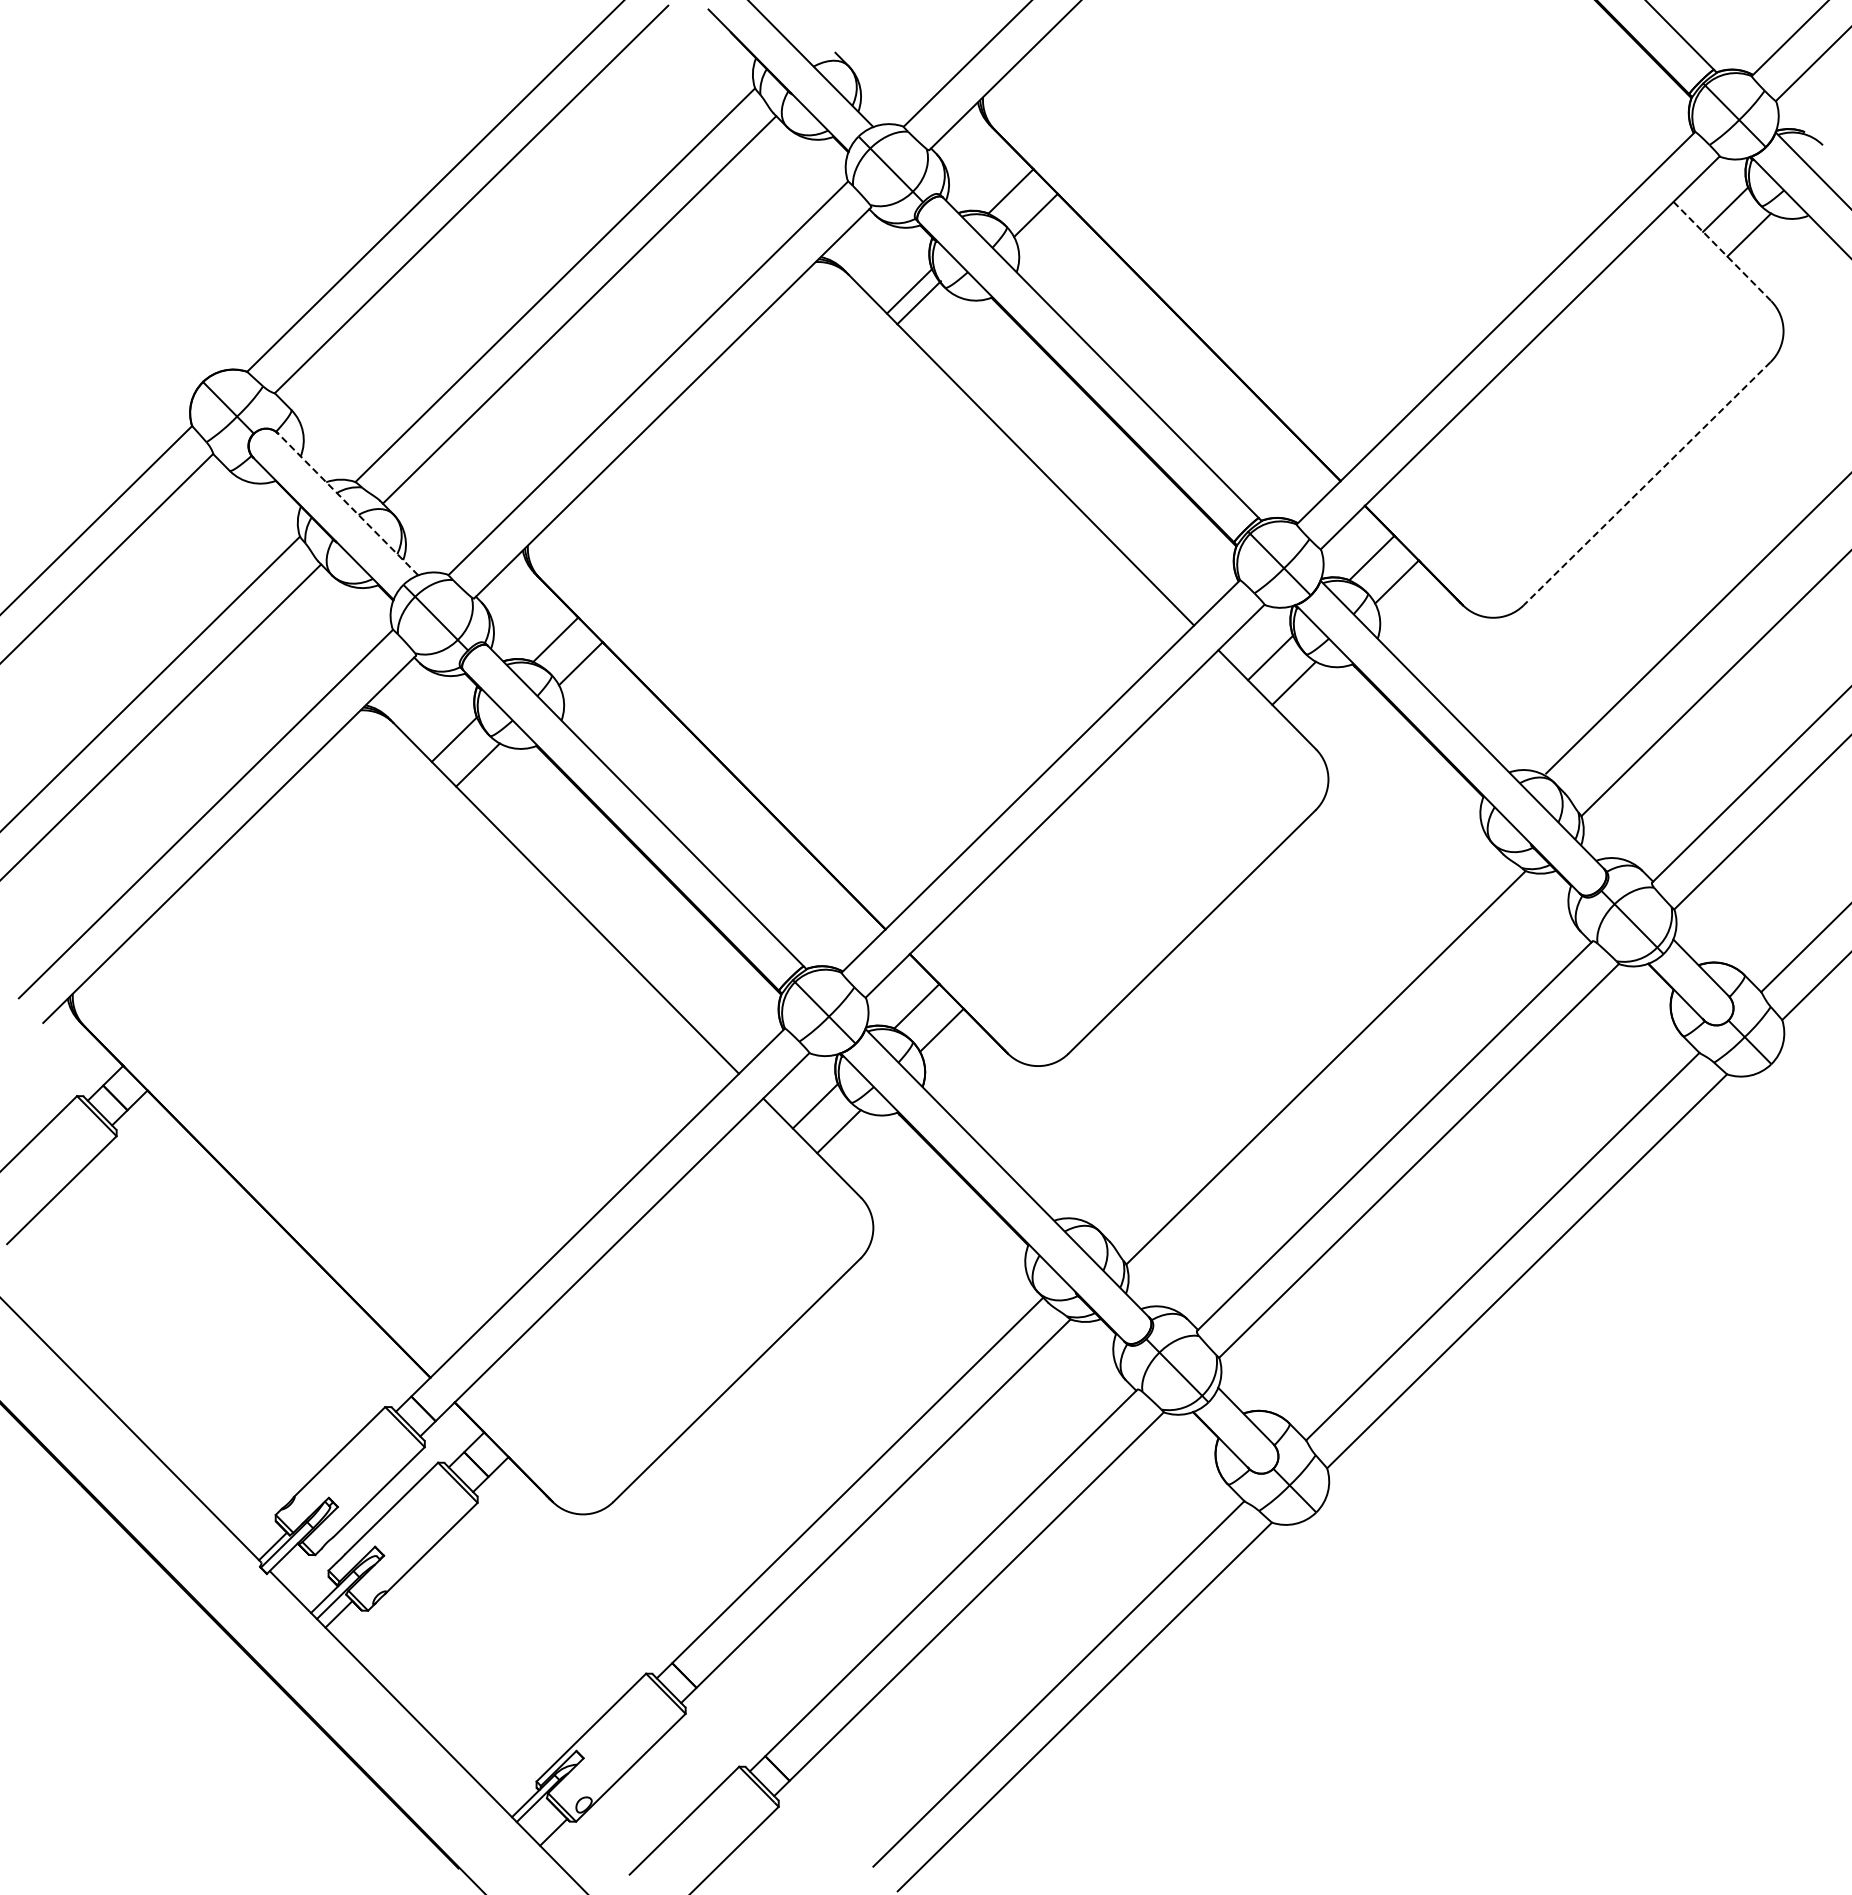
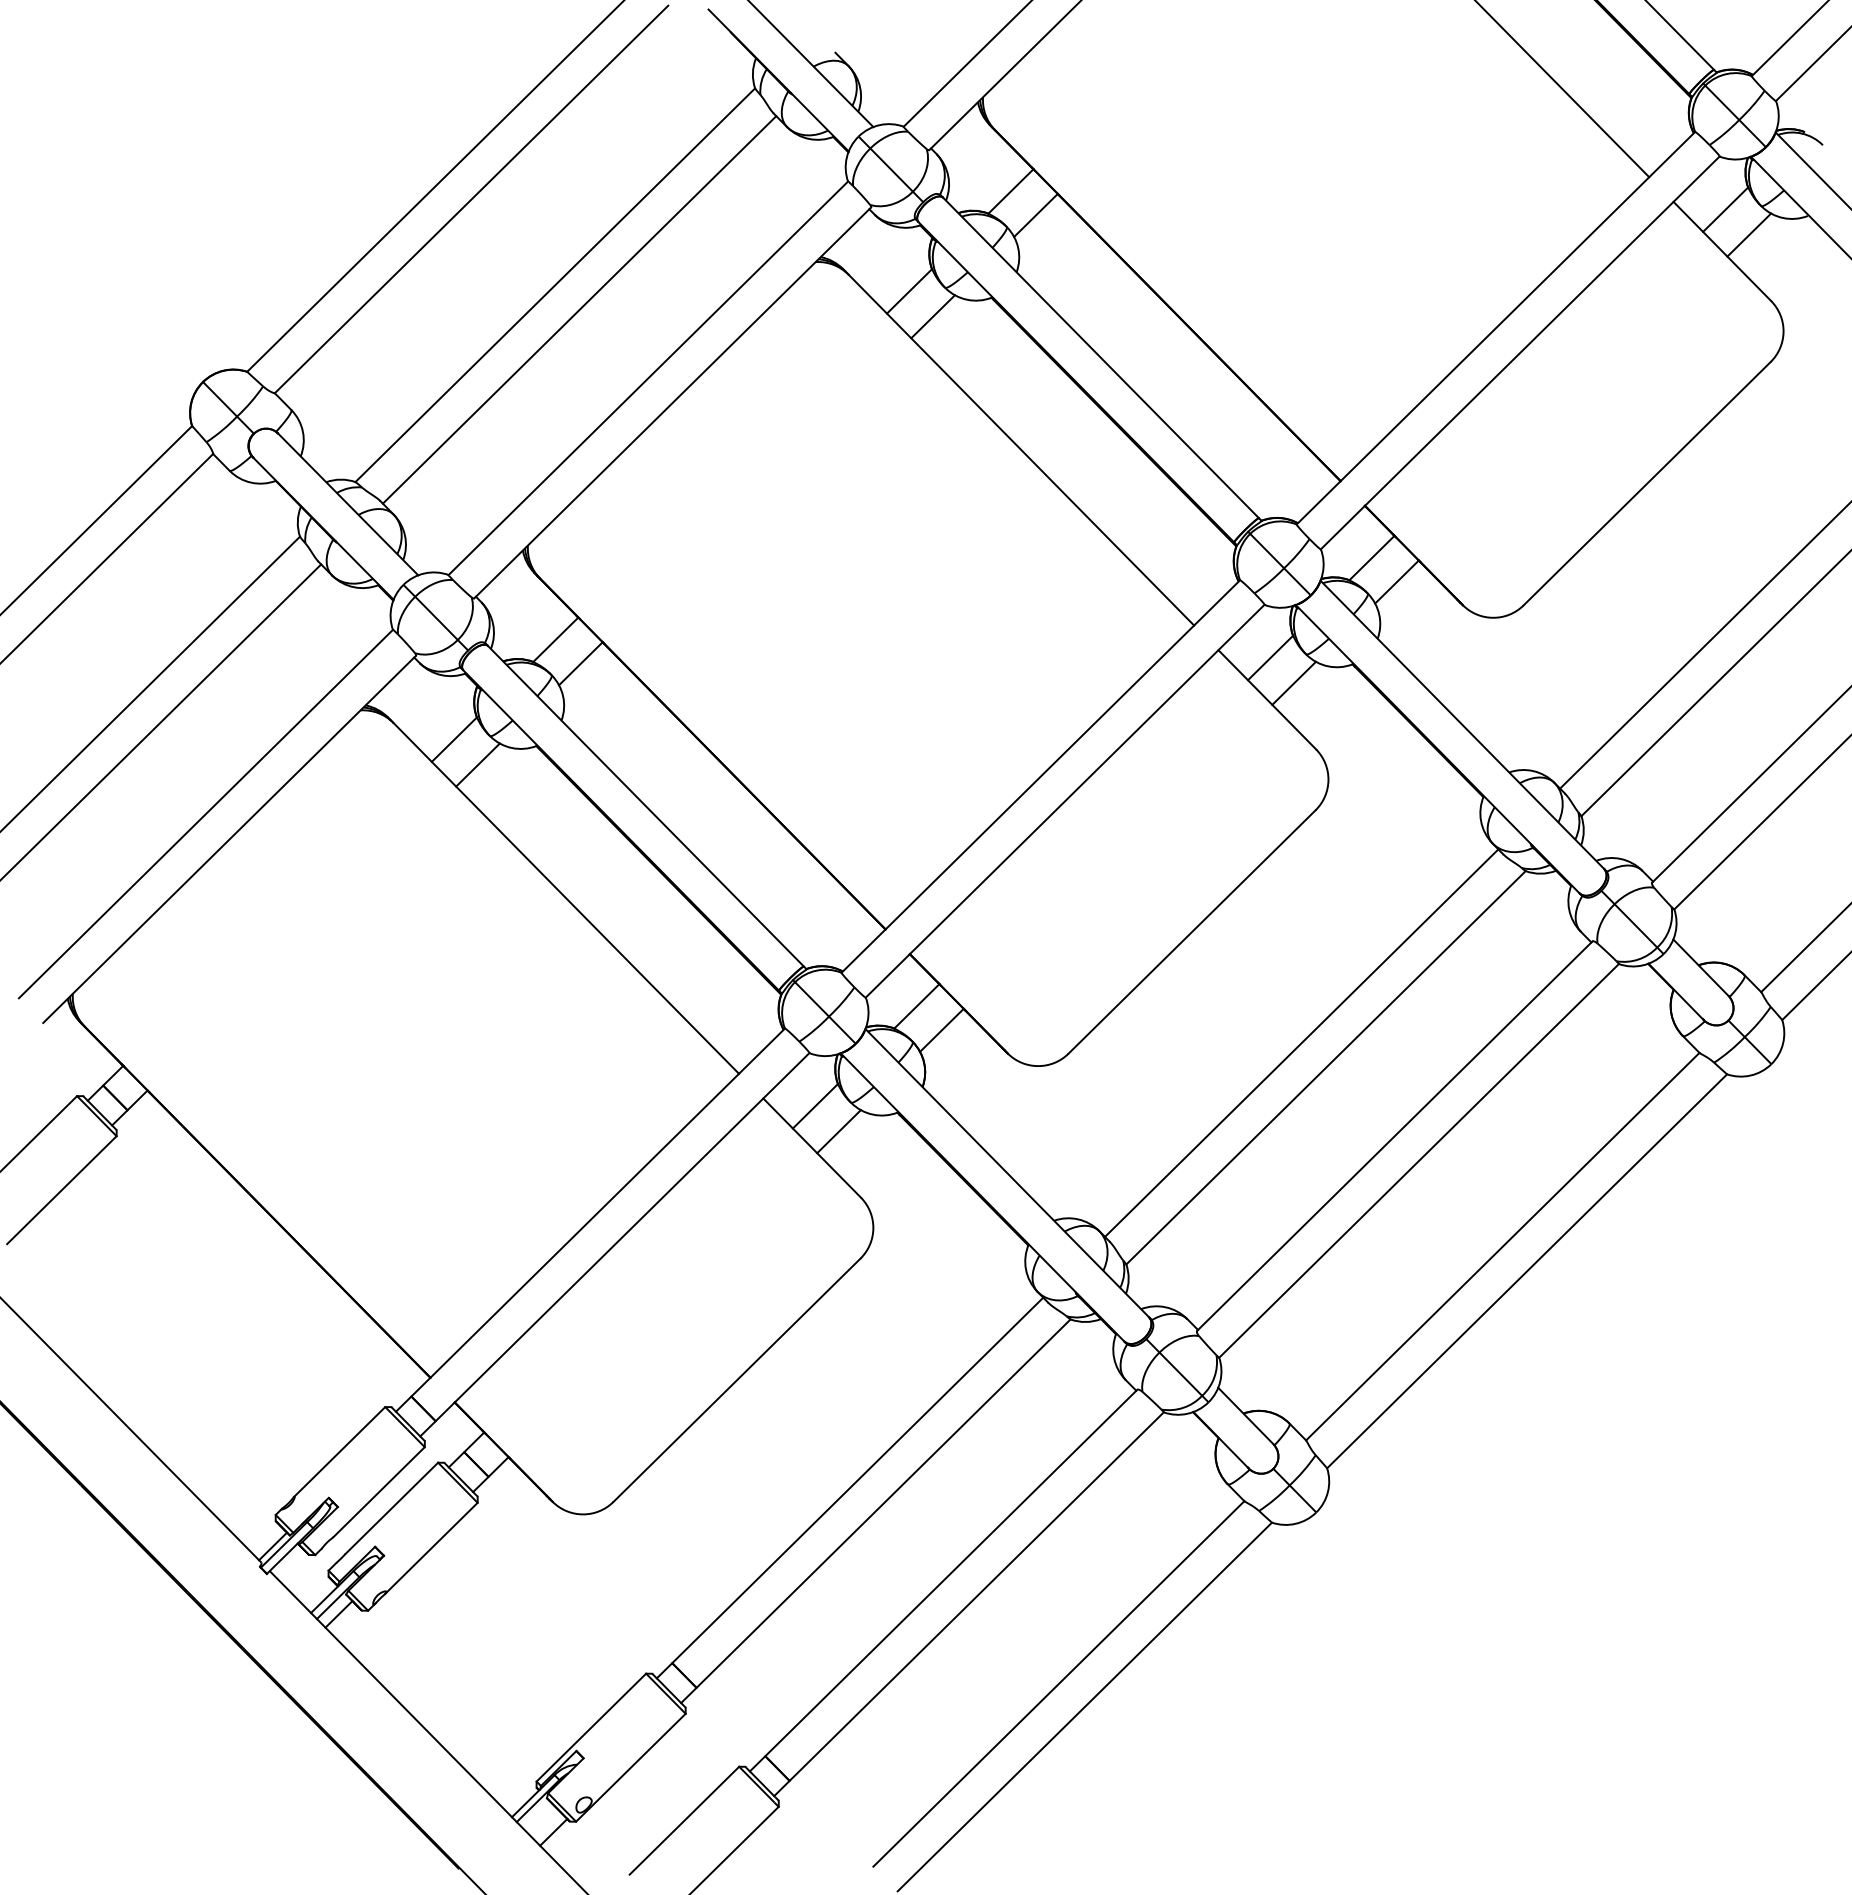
line: none -> present (1563, 89)
line: dashed -> solid (1722, 251)
line position: (918, 302) -> (932, 316) (932, 316)
line: dashed -> solid (1646, 484)
line: dashed -> solid (348, 504)
line position: (1697, 624) -> (1704, 646) (1704, 646)
line: none -> present (1301, 1042)
